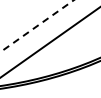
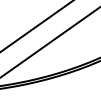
line: dashed -> solid (37, 26)
